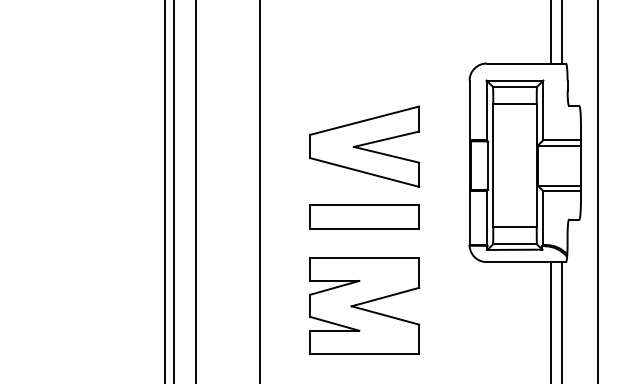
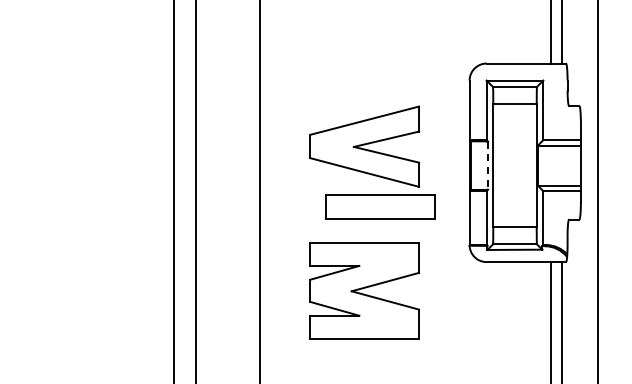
line: solid -> dashed (488, 166)
line: present -> none (164, 191)
part position: (364, 216) -> (380, 206) (380, 206)
part position: (364, 305) -> (364, 290) (364, 290)
